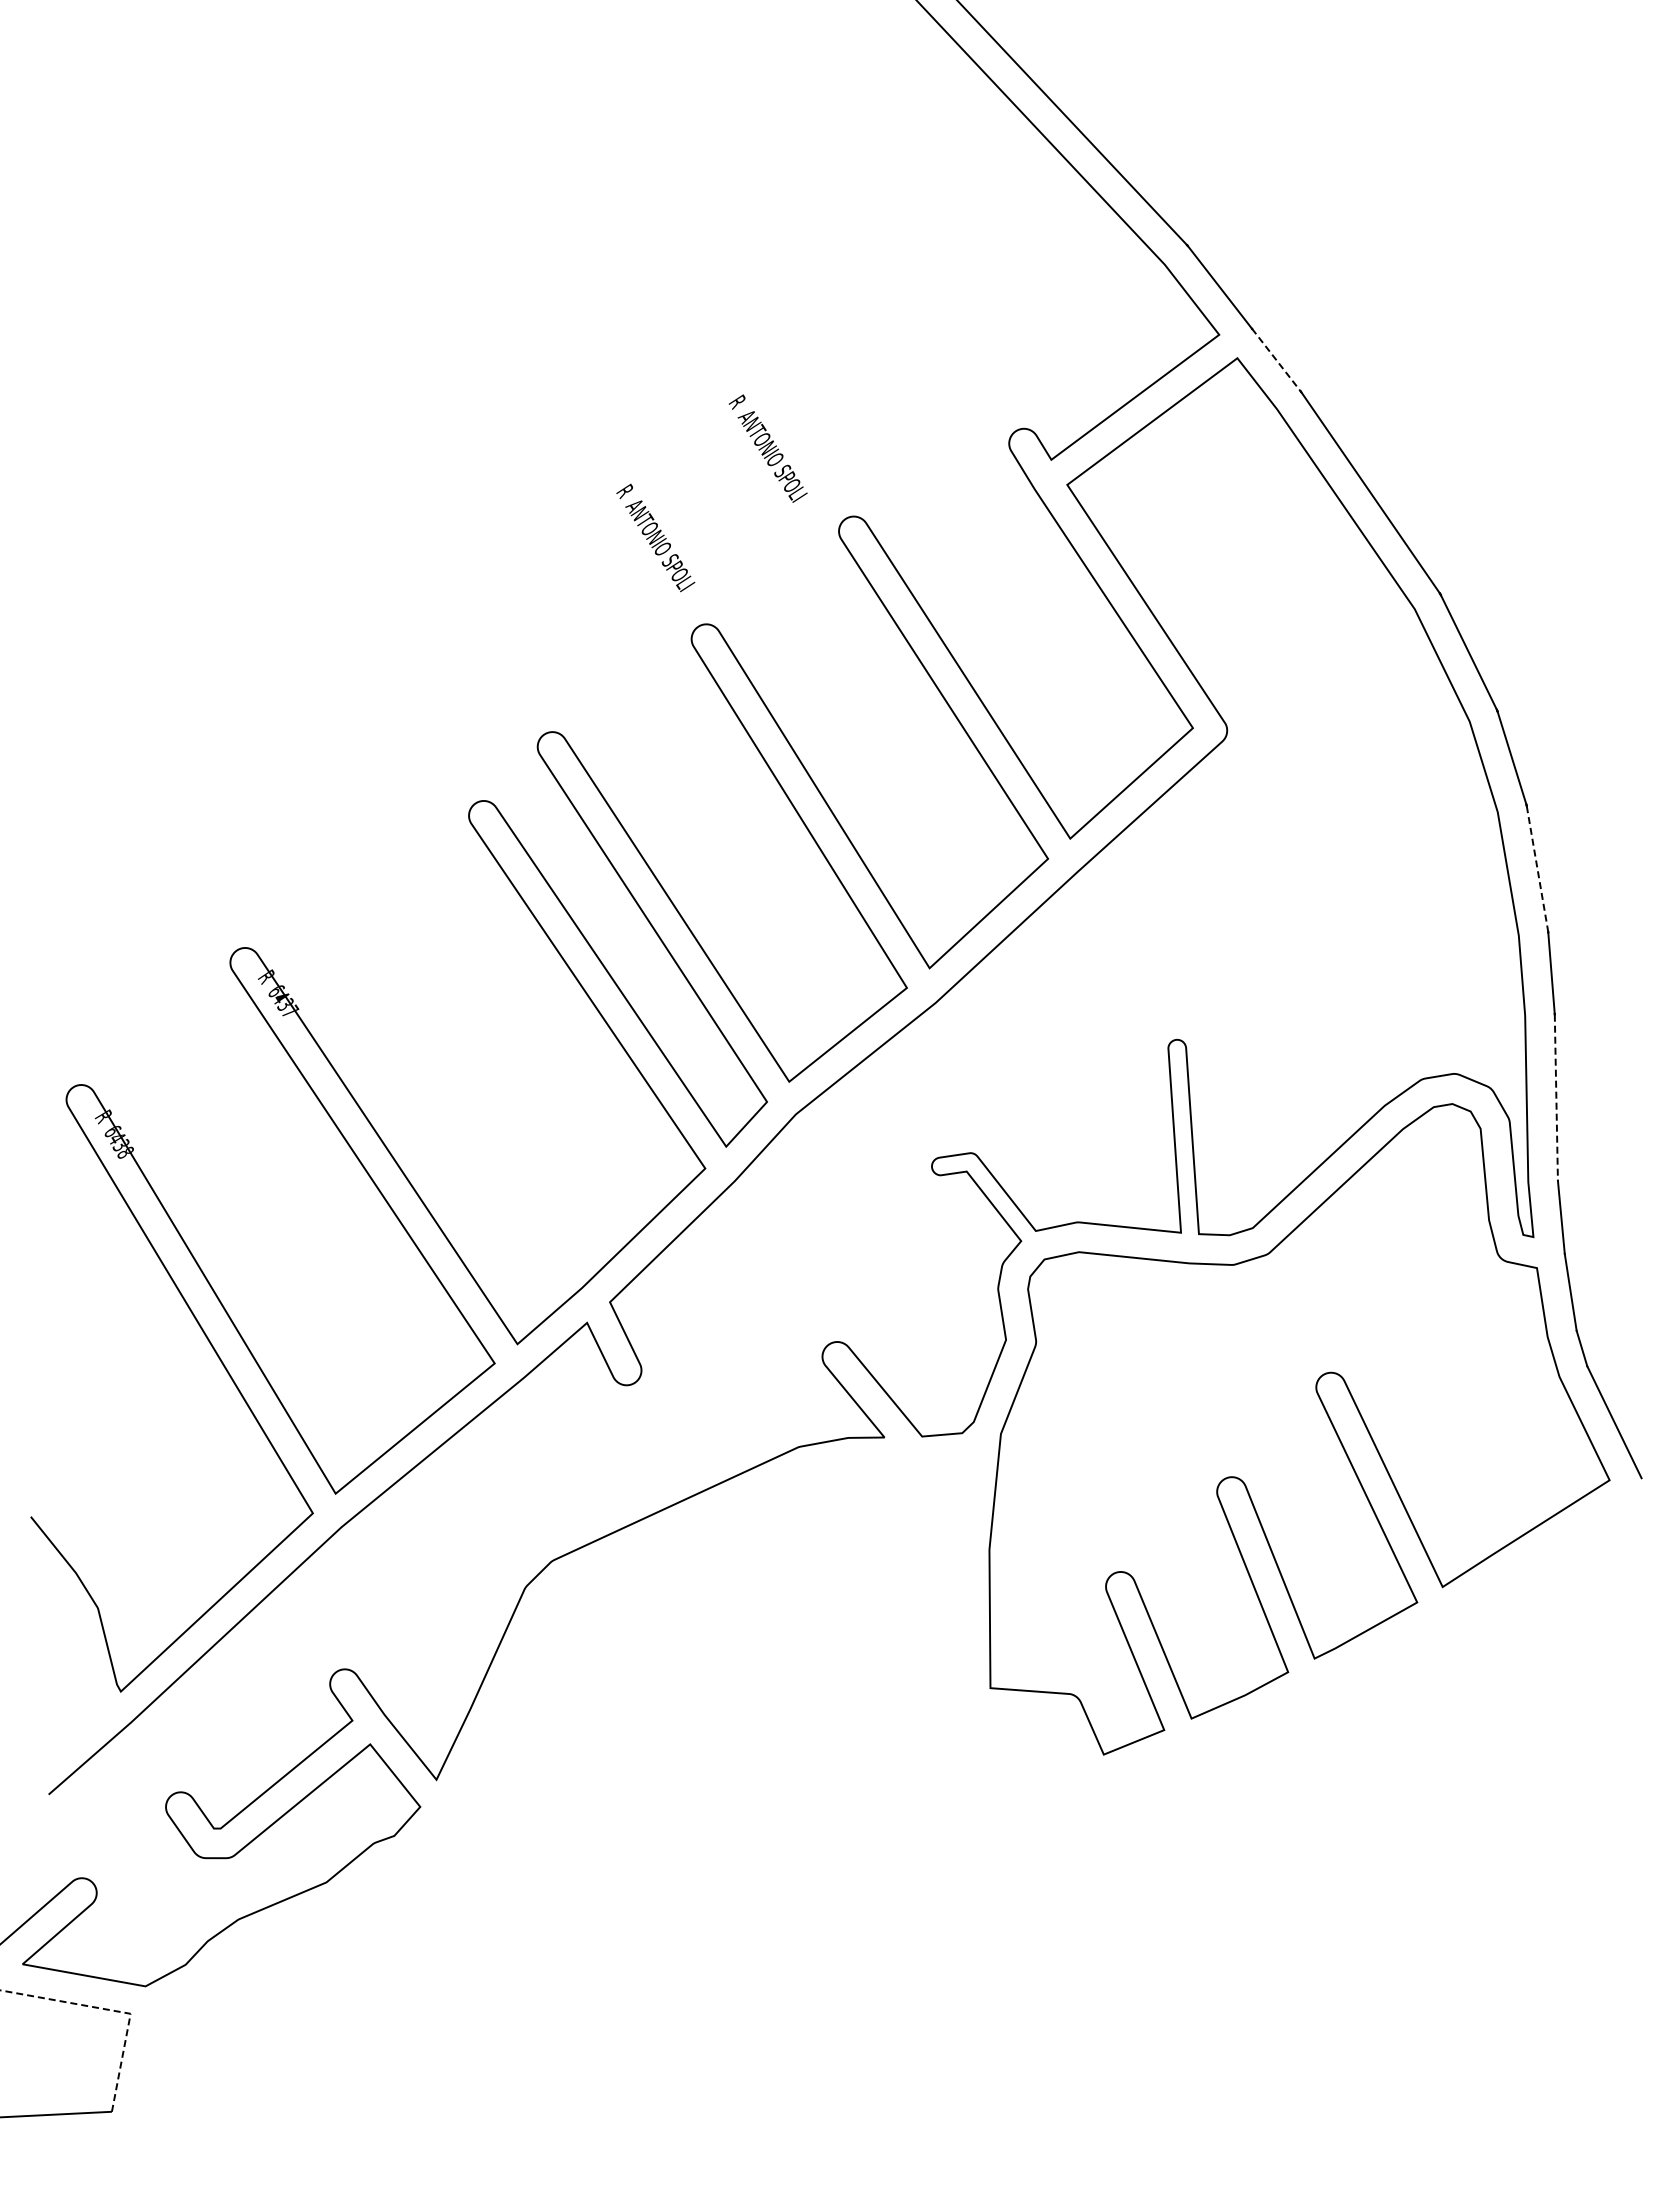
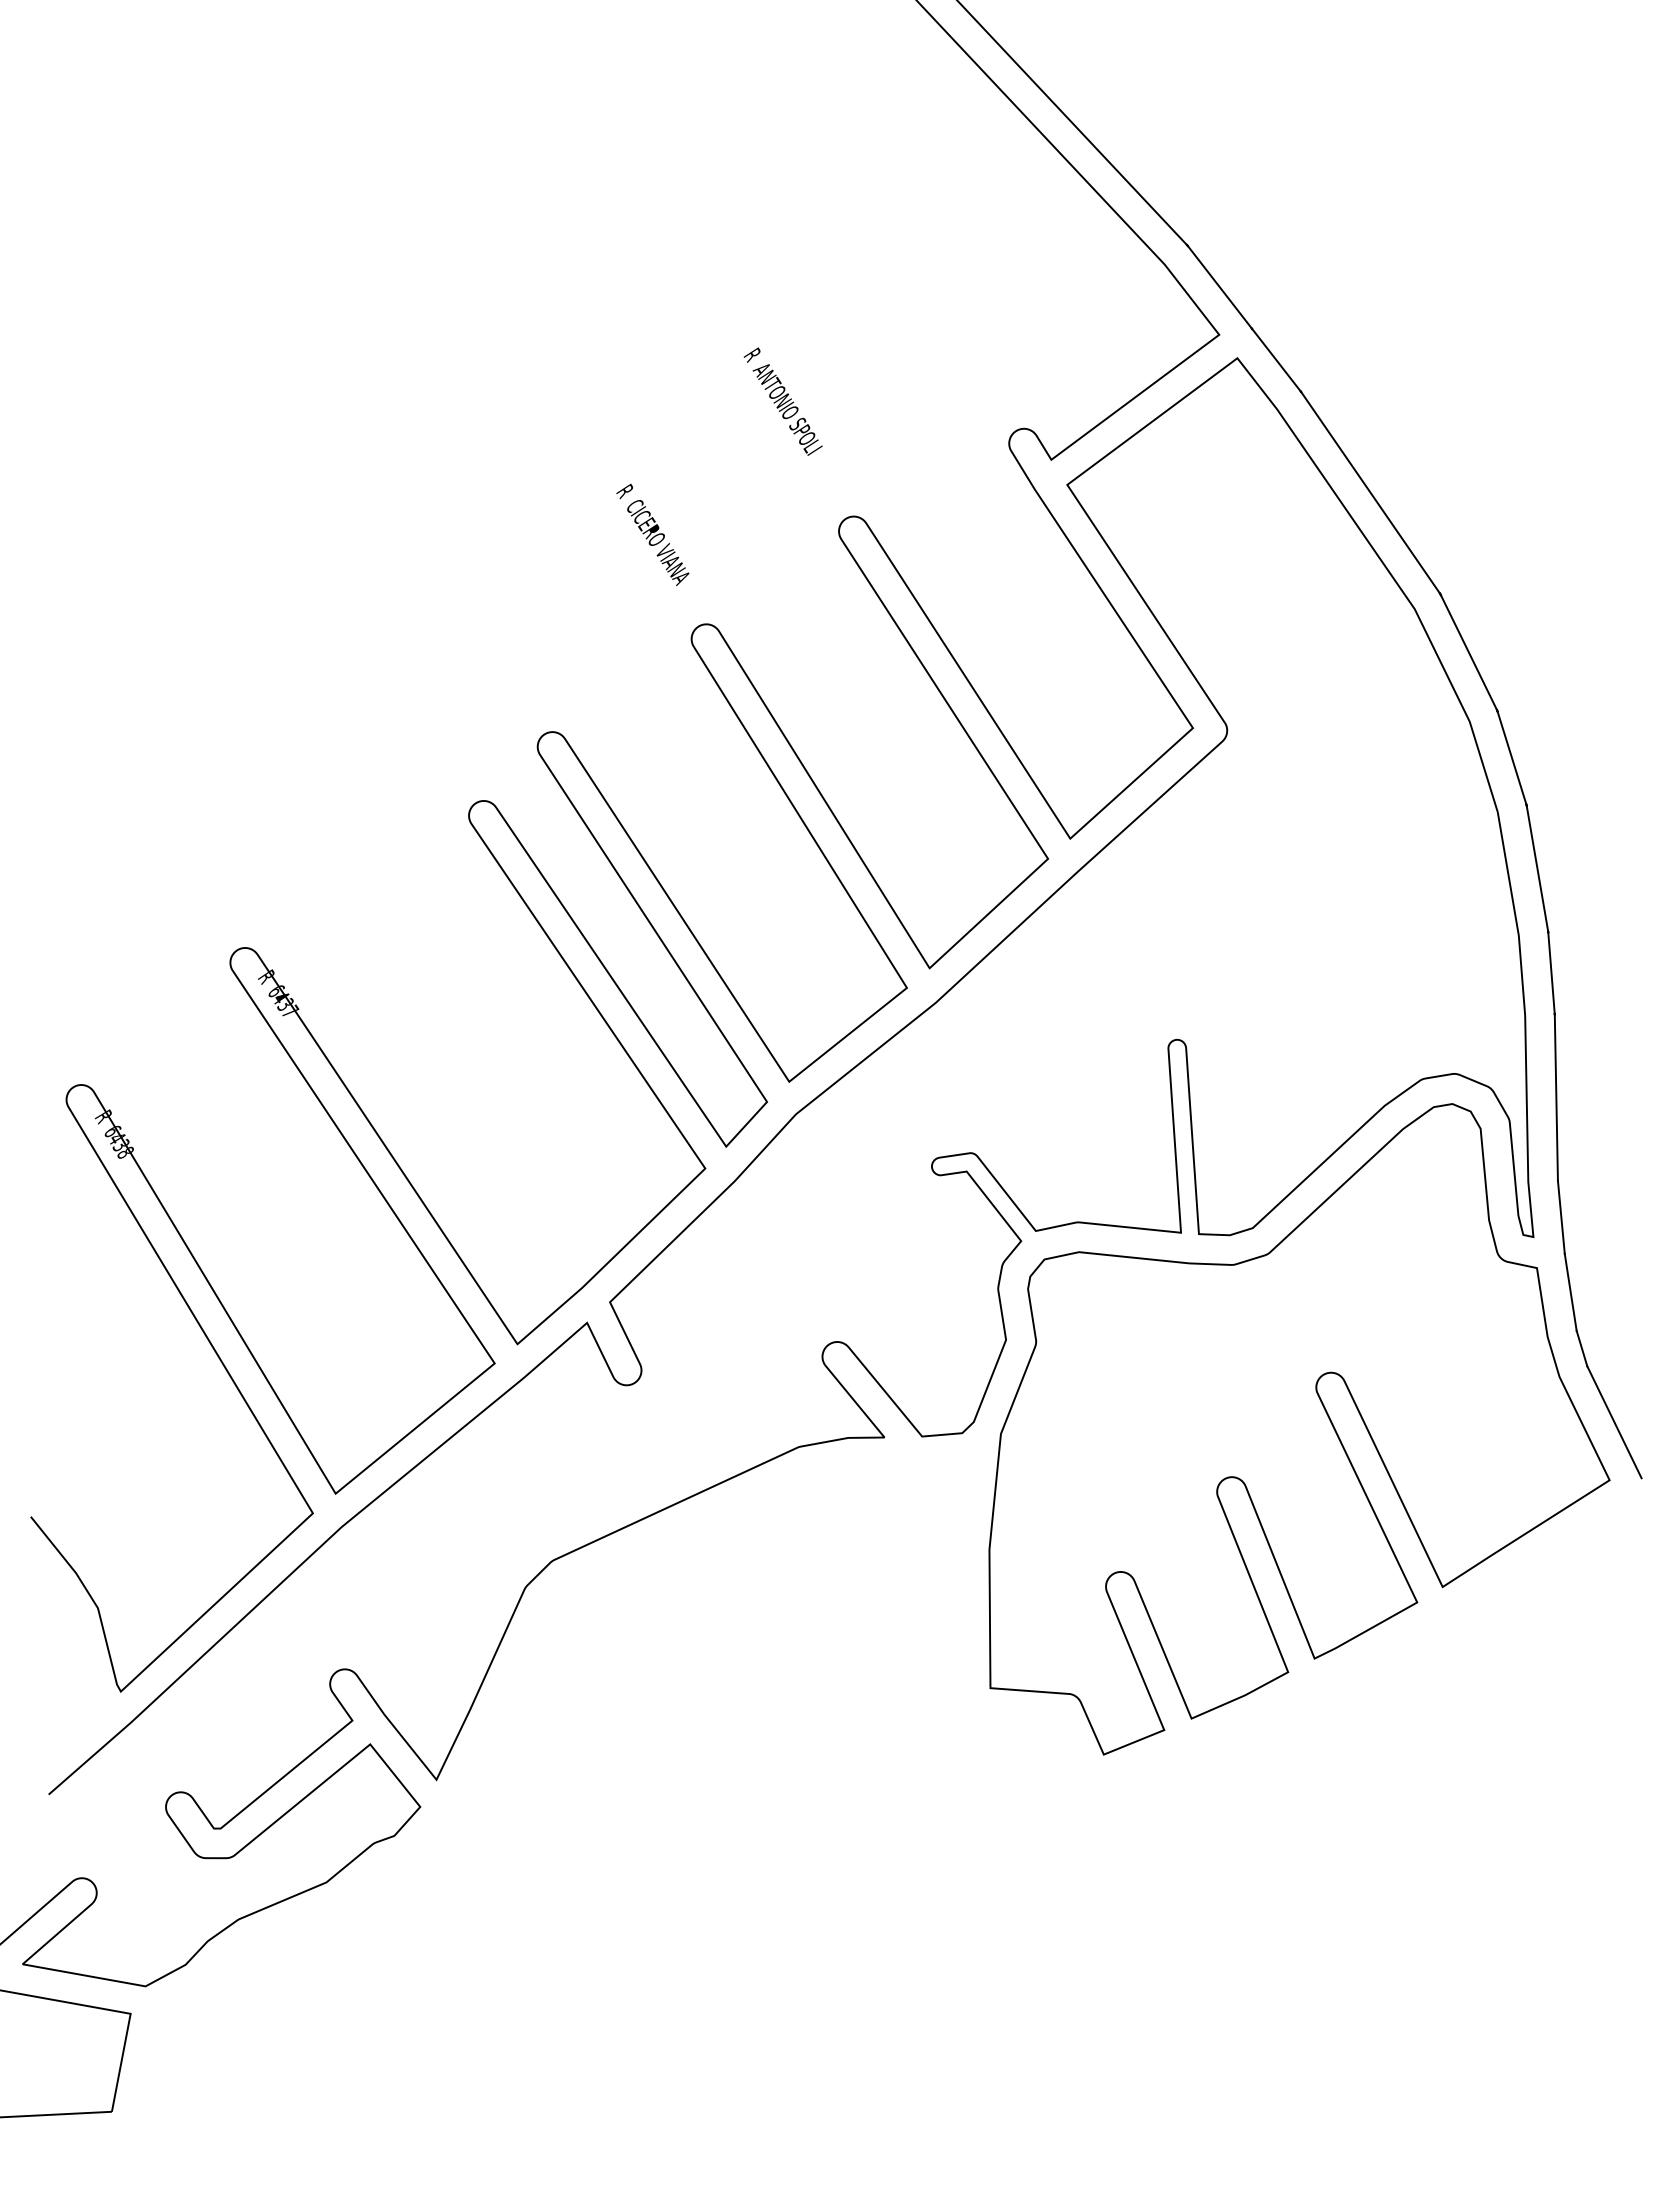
line: dashed -> solid (1276, 360)
text position: (767, 448) -> (782, 401) (782, 401)
text: R  ANTONIO SPOLI -> R  CICERO VIANA (660, 546)
line: dashed -> solid (1537, 869)
line: dashed -> solid (1556, 1098)
line: dashed -> solid (114, 2010)
